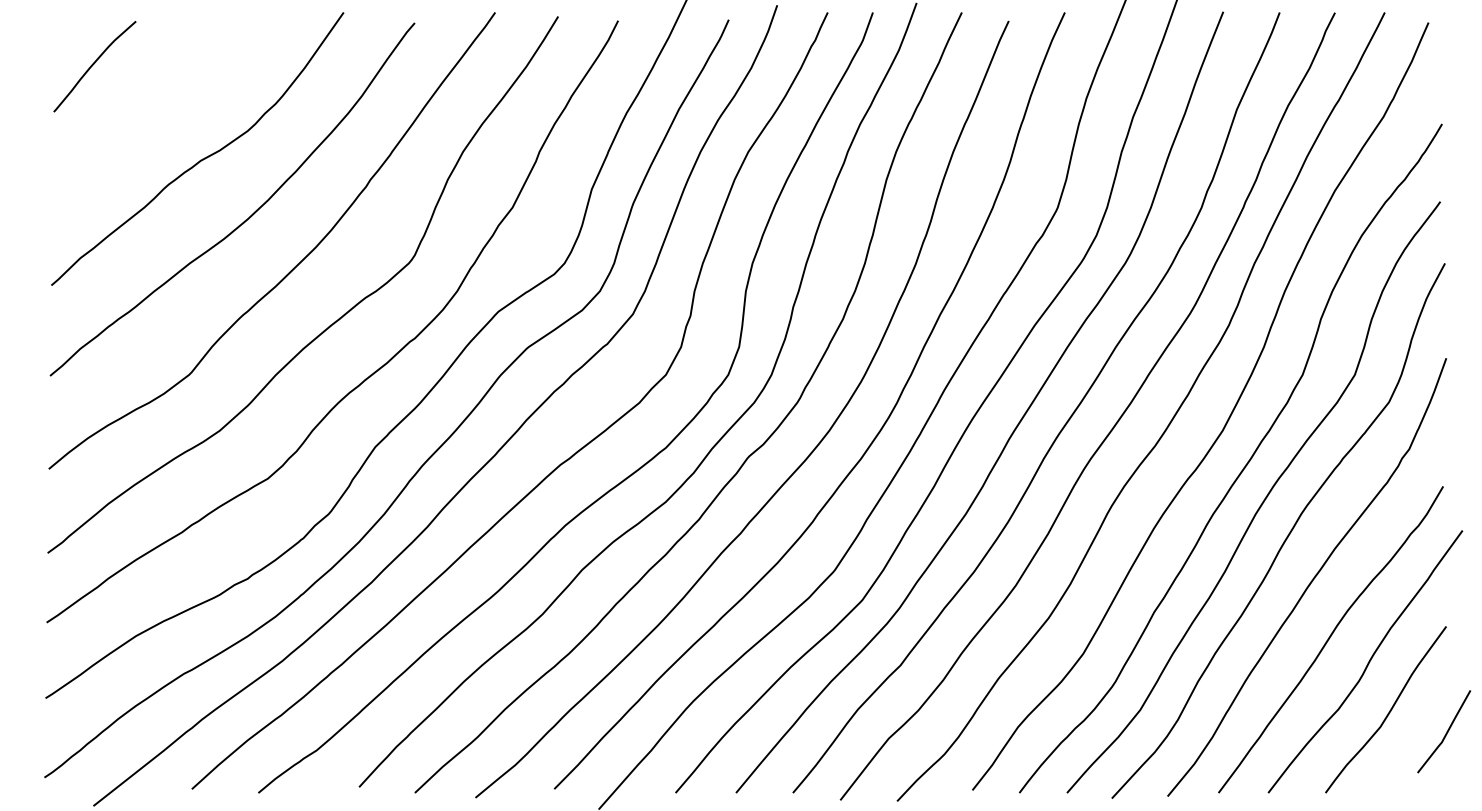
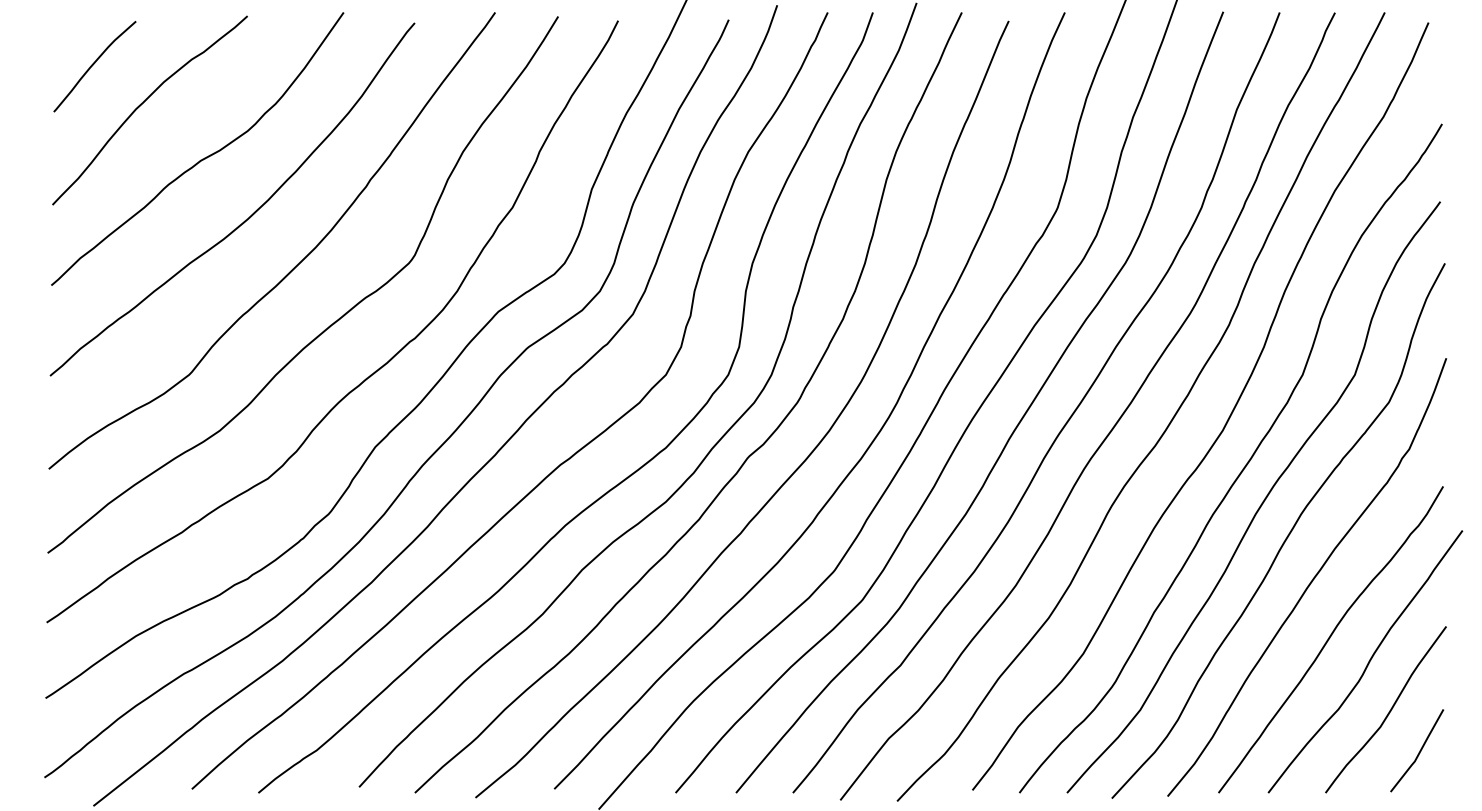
curve: none -> present (143, 103)
line position: (1446, 731) -> (1419, 750) (1419, 750)
